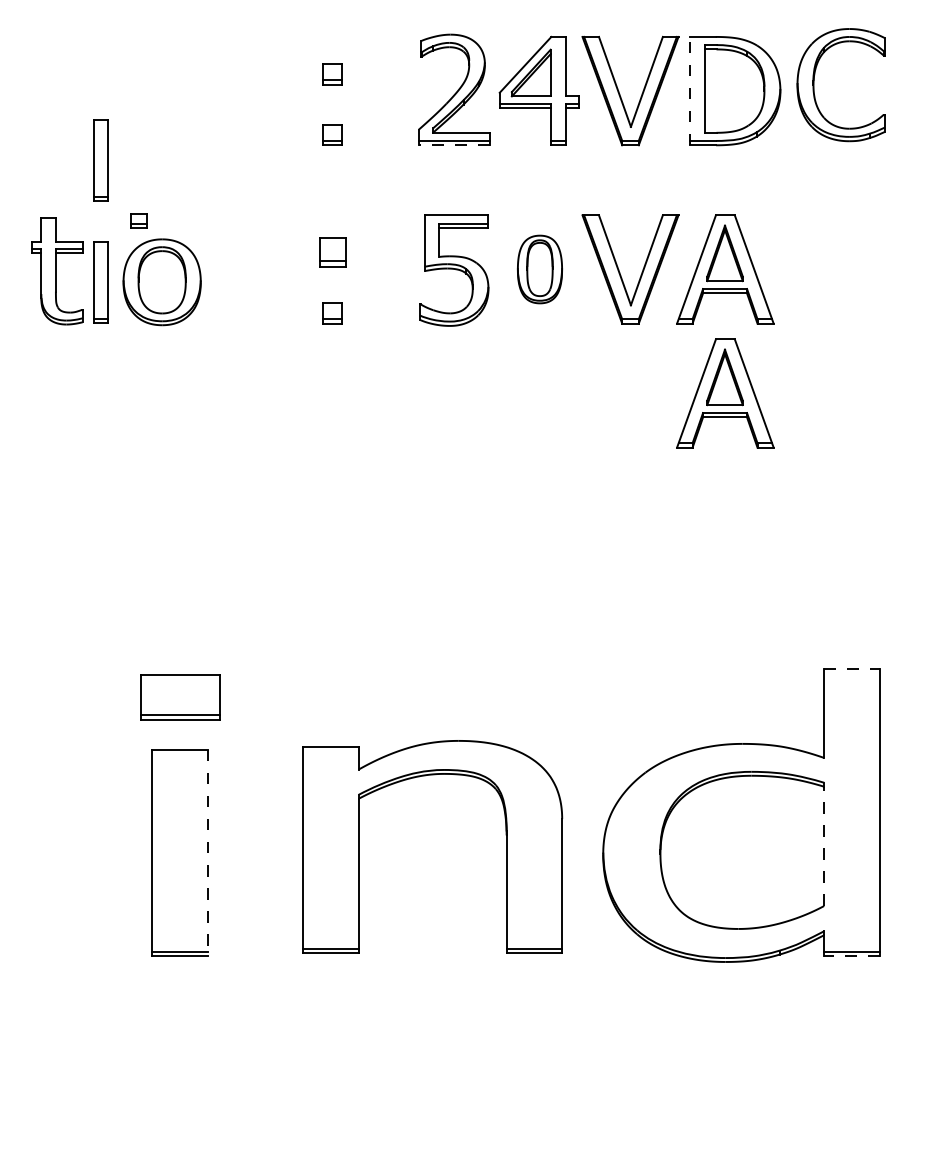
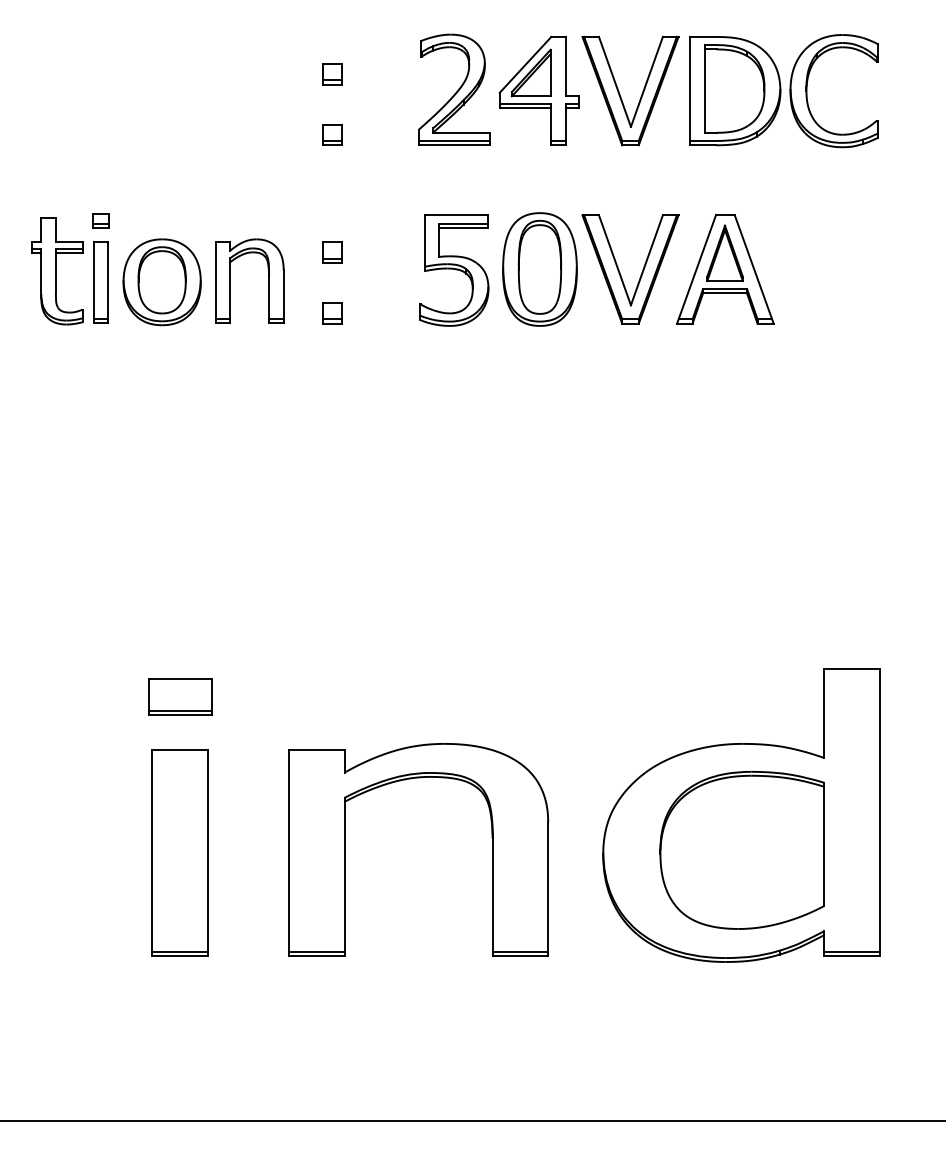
part position: (814, 85) -> (807, 91) (807, 91)
line: dashed -> solid (689, 90)
line: dashed -> solid (454, 145)
part: present -> none (100, 160)
part position: (138, 220) -> (100, 220) (100, 220)
part size: 28x31 px -> 21x23 px (332, 252)
part size: 46x71 px -> 76x115 px (539, 269)
part: none -> present (230, 280)
part: present -> none (725, 393)
line: dashed -> solid (851, 668)
part size: 81x47 px -> 65x38 px (180, 696)
part position: (419, 777) -> (405, 780) (405, 780)
line: dashed -> solid (824, 846)
line: dashed -> solid (207, 853)
line: dashed -> solid (851, 956)
line: none -> present (472, 1121)
